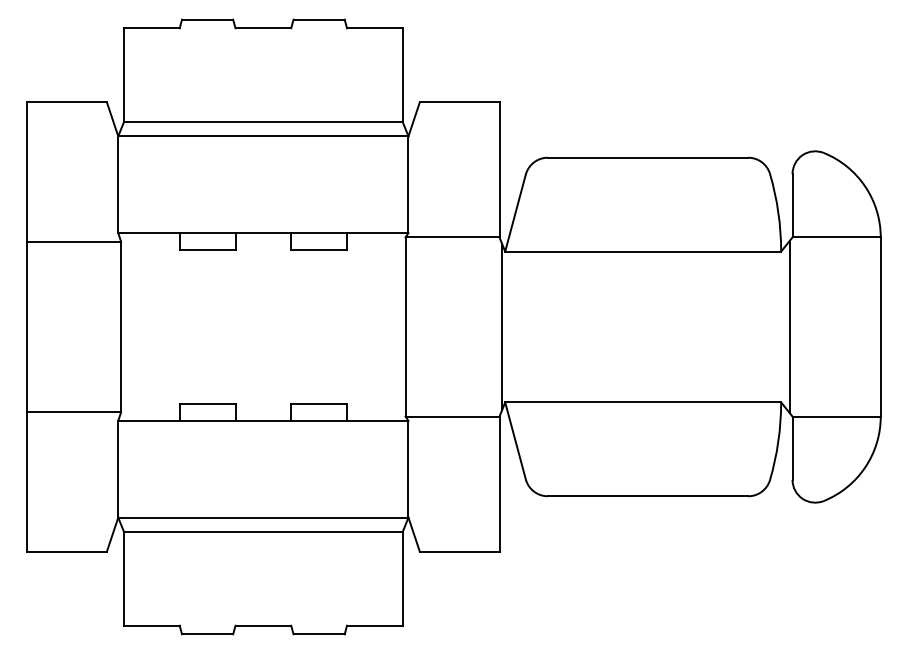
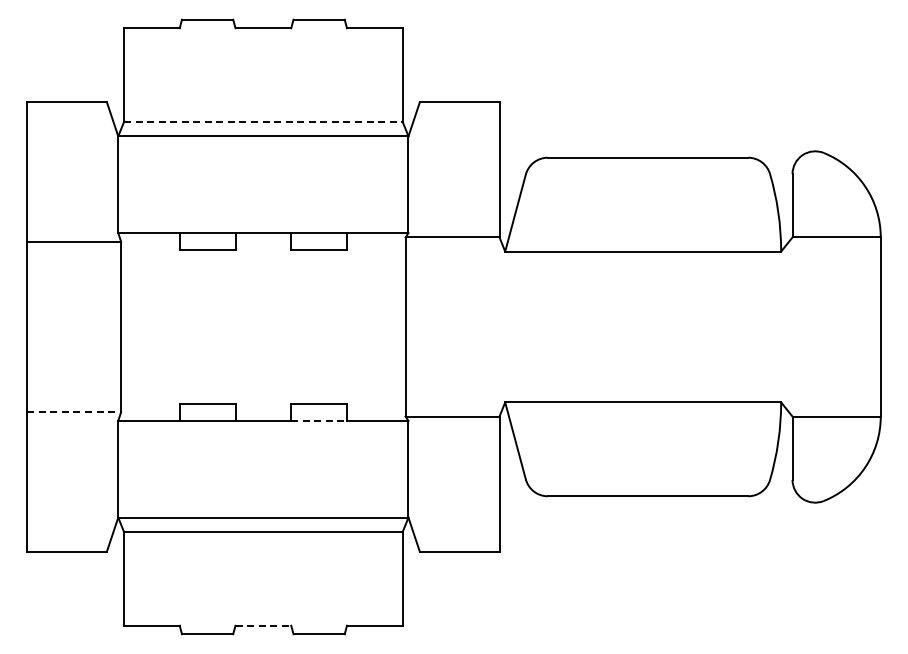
line: solid -> dashed (263, 122)
line: present -> none (502, 326)
line: present -> none (789, 326)
line: solid -> dashed (74, 412)
line: solid -> dashed (319, 420)
line: solid -> dashed (263, 625)
